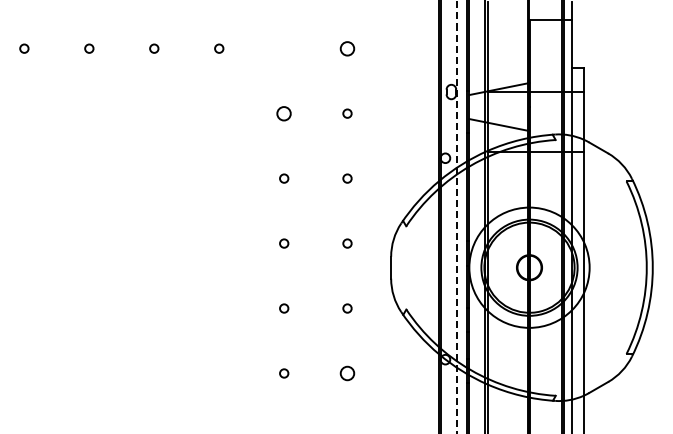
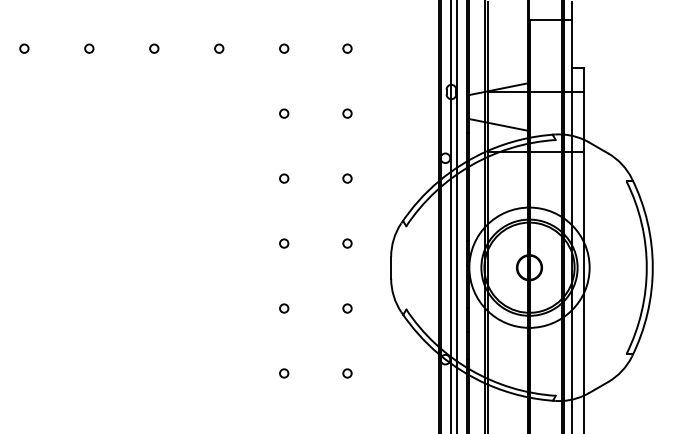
circle: none -> present (284, 48)
circle size: 17x16 px -> 11x11 px (347, 48)
circle size: 16x16 px -> 11x11 px (284, 113)
line: none -> present (450, 216)
line: dashed -> solid (457, 217)
circle size: 17x17 px -> 11x11 px (347, 373)
